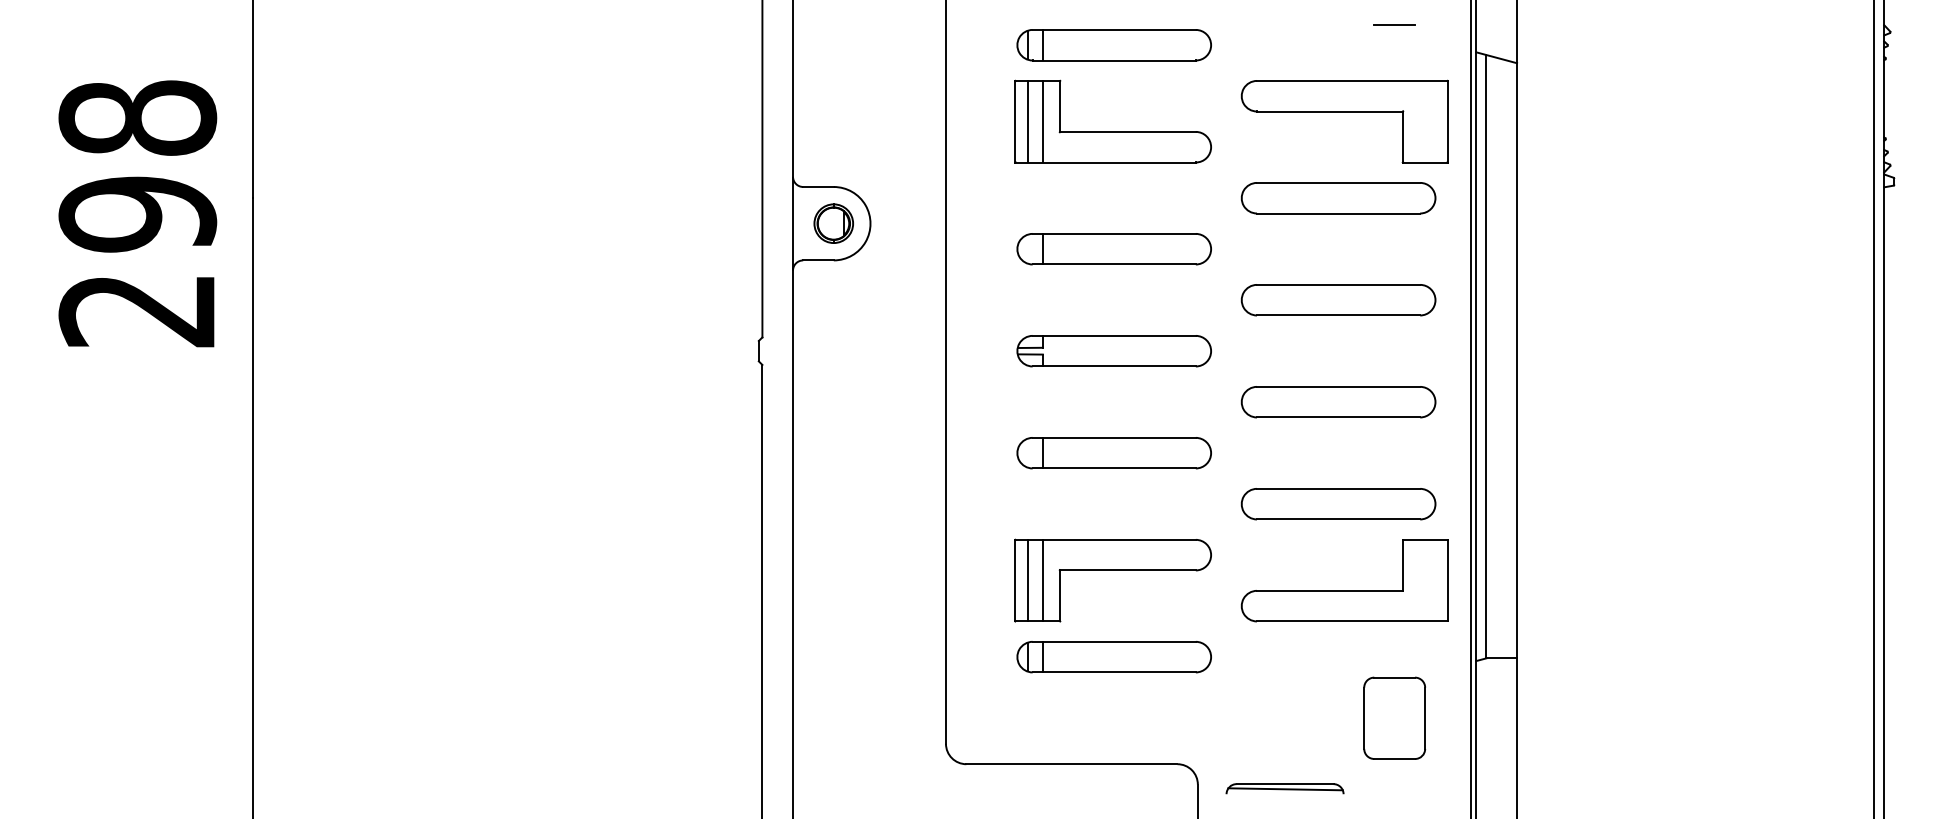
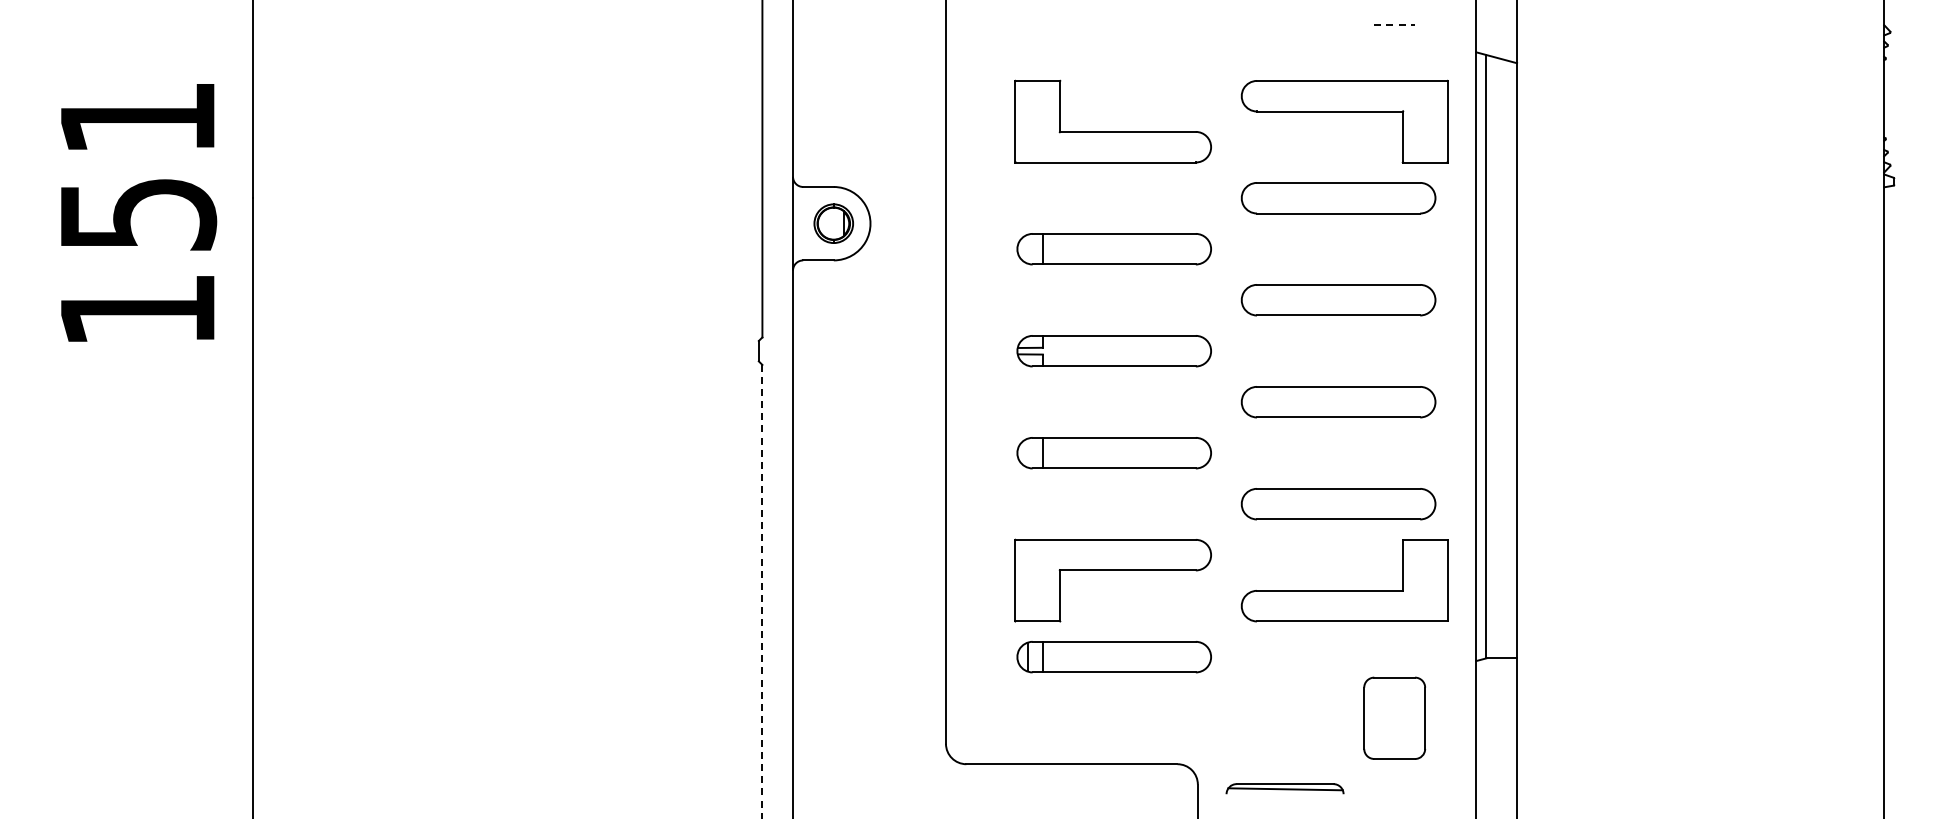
line: solid -> dashed (1395, 24)
part: present -> none (1113, 45)
line: present -> none (1027, 121)
line: present -> none (1042, 121)
text: 298 -> 151 (137, 213)
line: present -> none (1471, 408)
line: present -> none (1874, 408)
line: present -> none (1027, 580)
line: present -> none (1042, 580)
line: solid -> dashed (762, 591)
